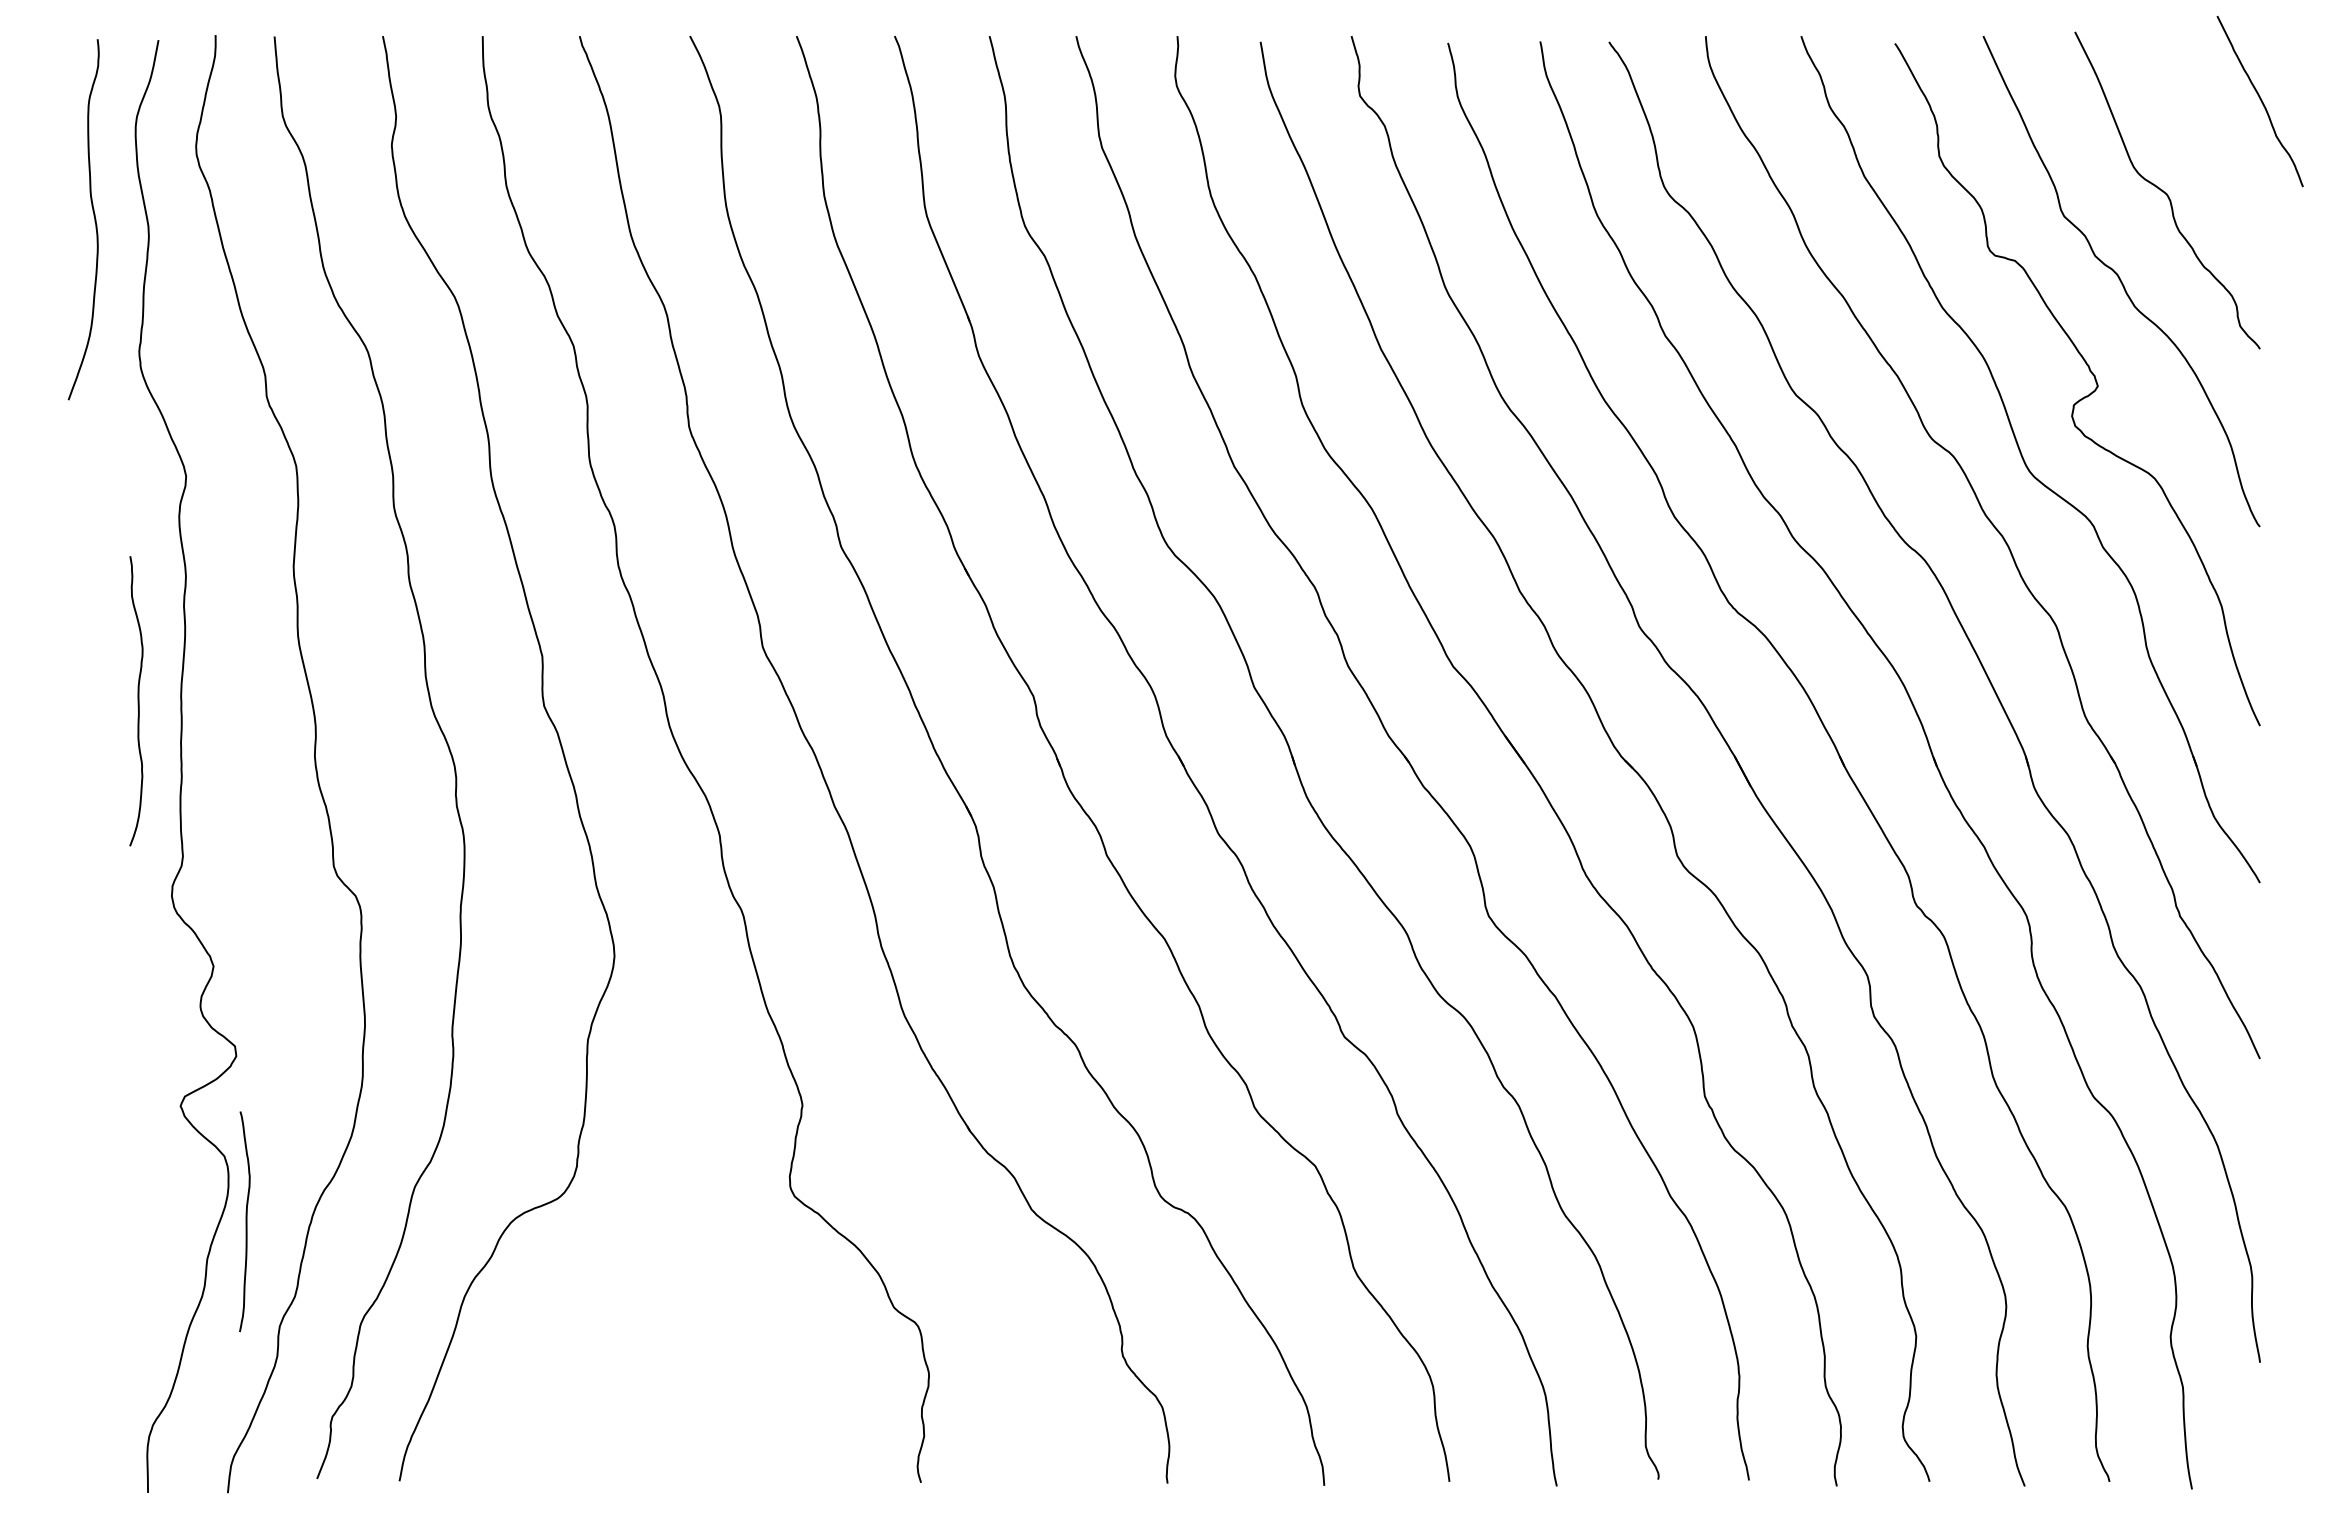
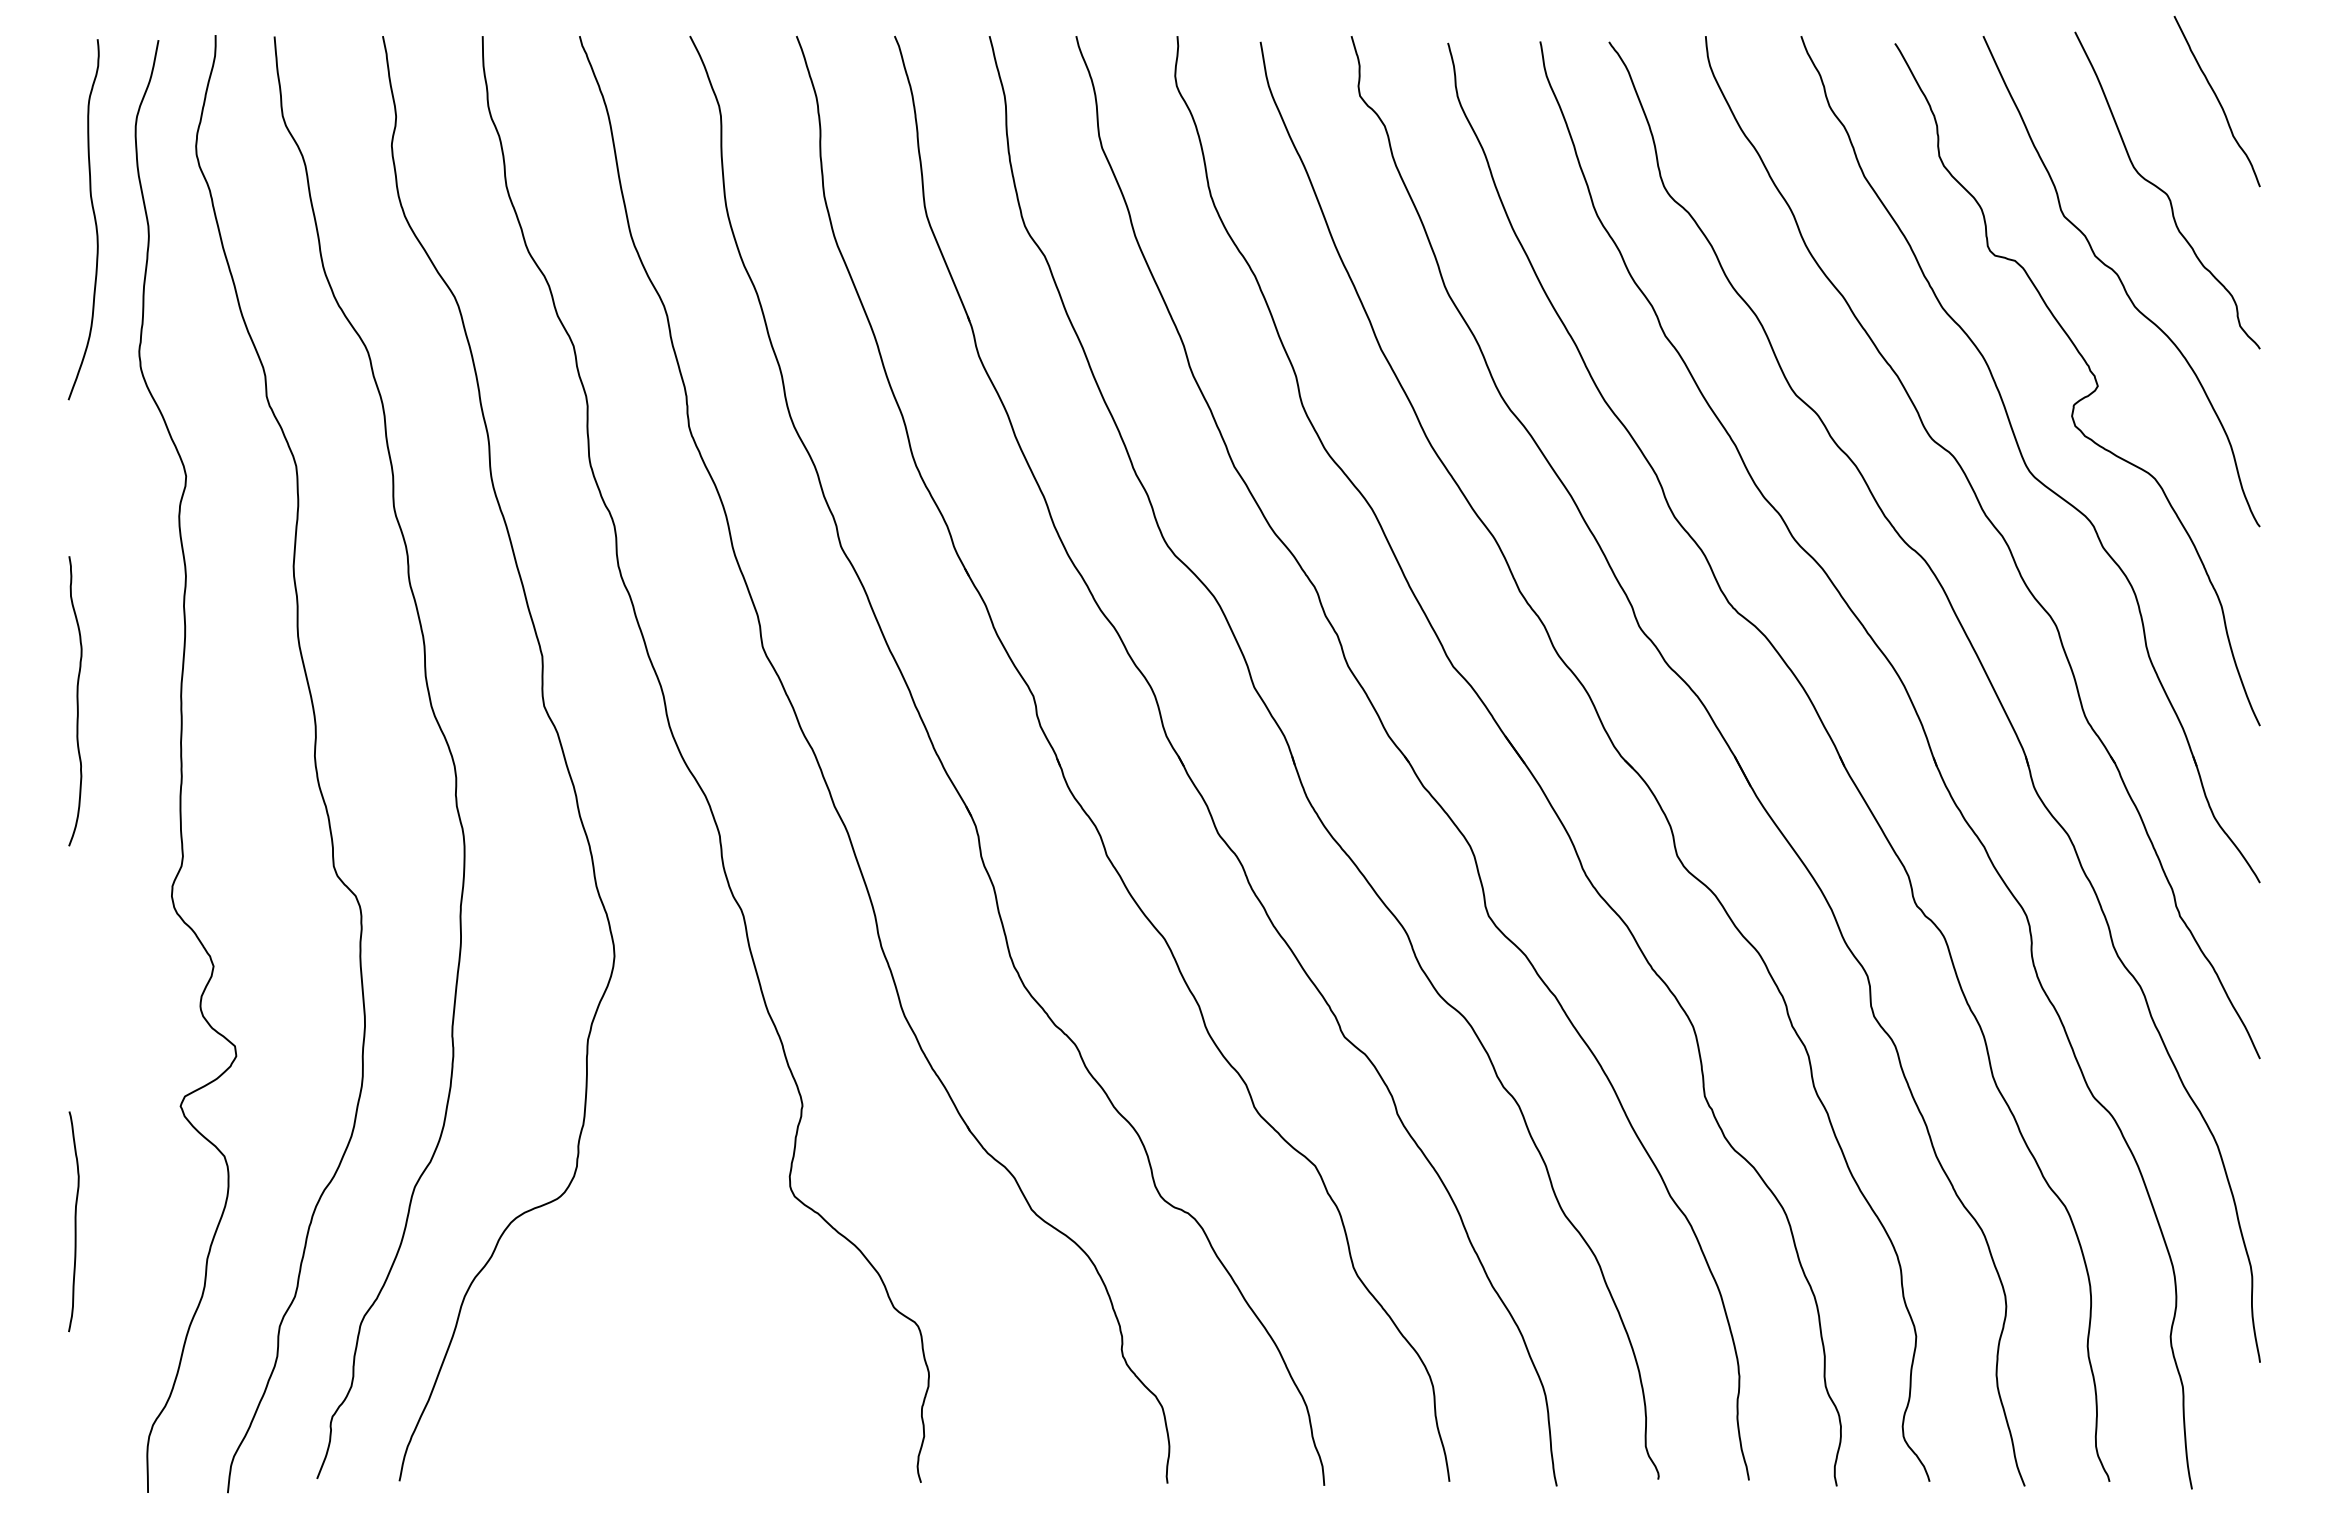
curve position: (2260, 101) -> (2217, 101) (2217, 101)
curve position: (137, 701) -> (76, 701) (76, 701)
curve position: (245, 1221) -> (74, 1221) (74, 1221)
